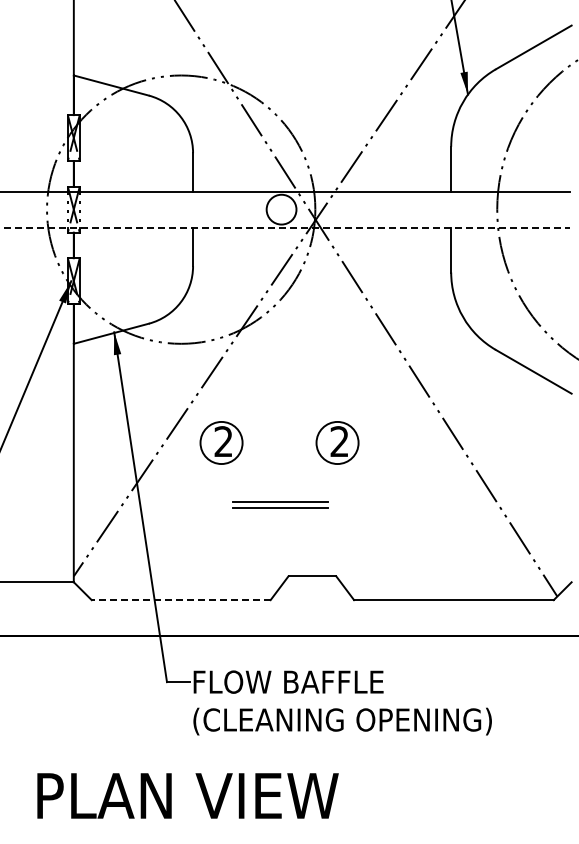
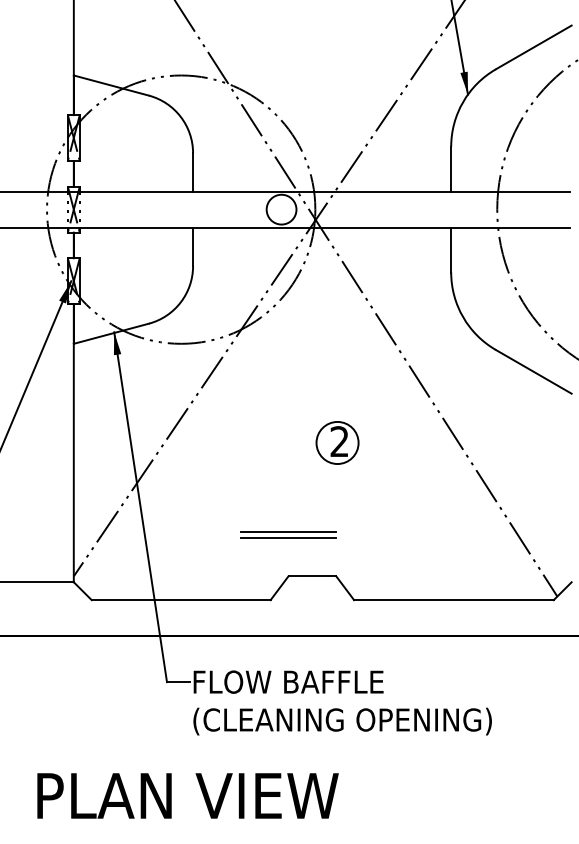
line: dashed -> solid (285, 227)
part: present -> none (221, 442)
part position: (280, 504) -> (288, 534) (288, 534)
line: dashed -> solid (180, 600)
